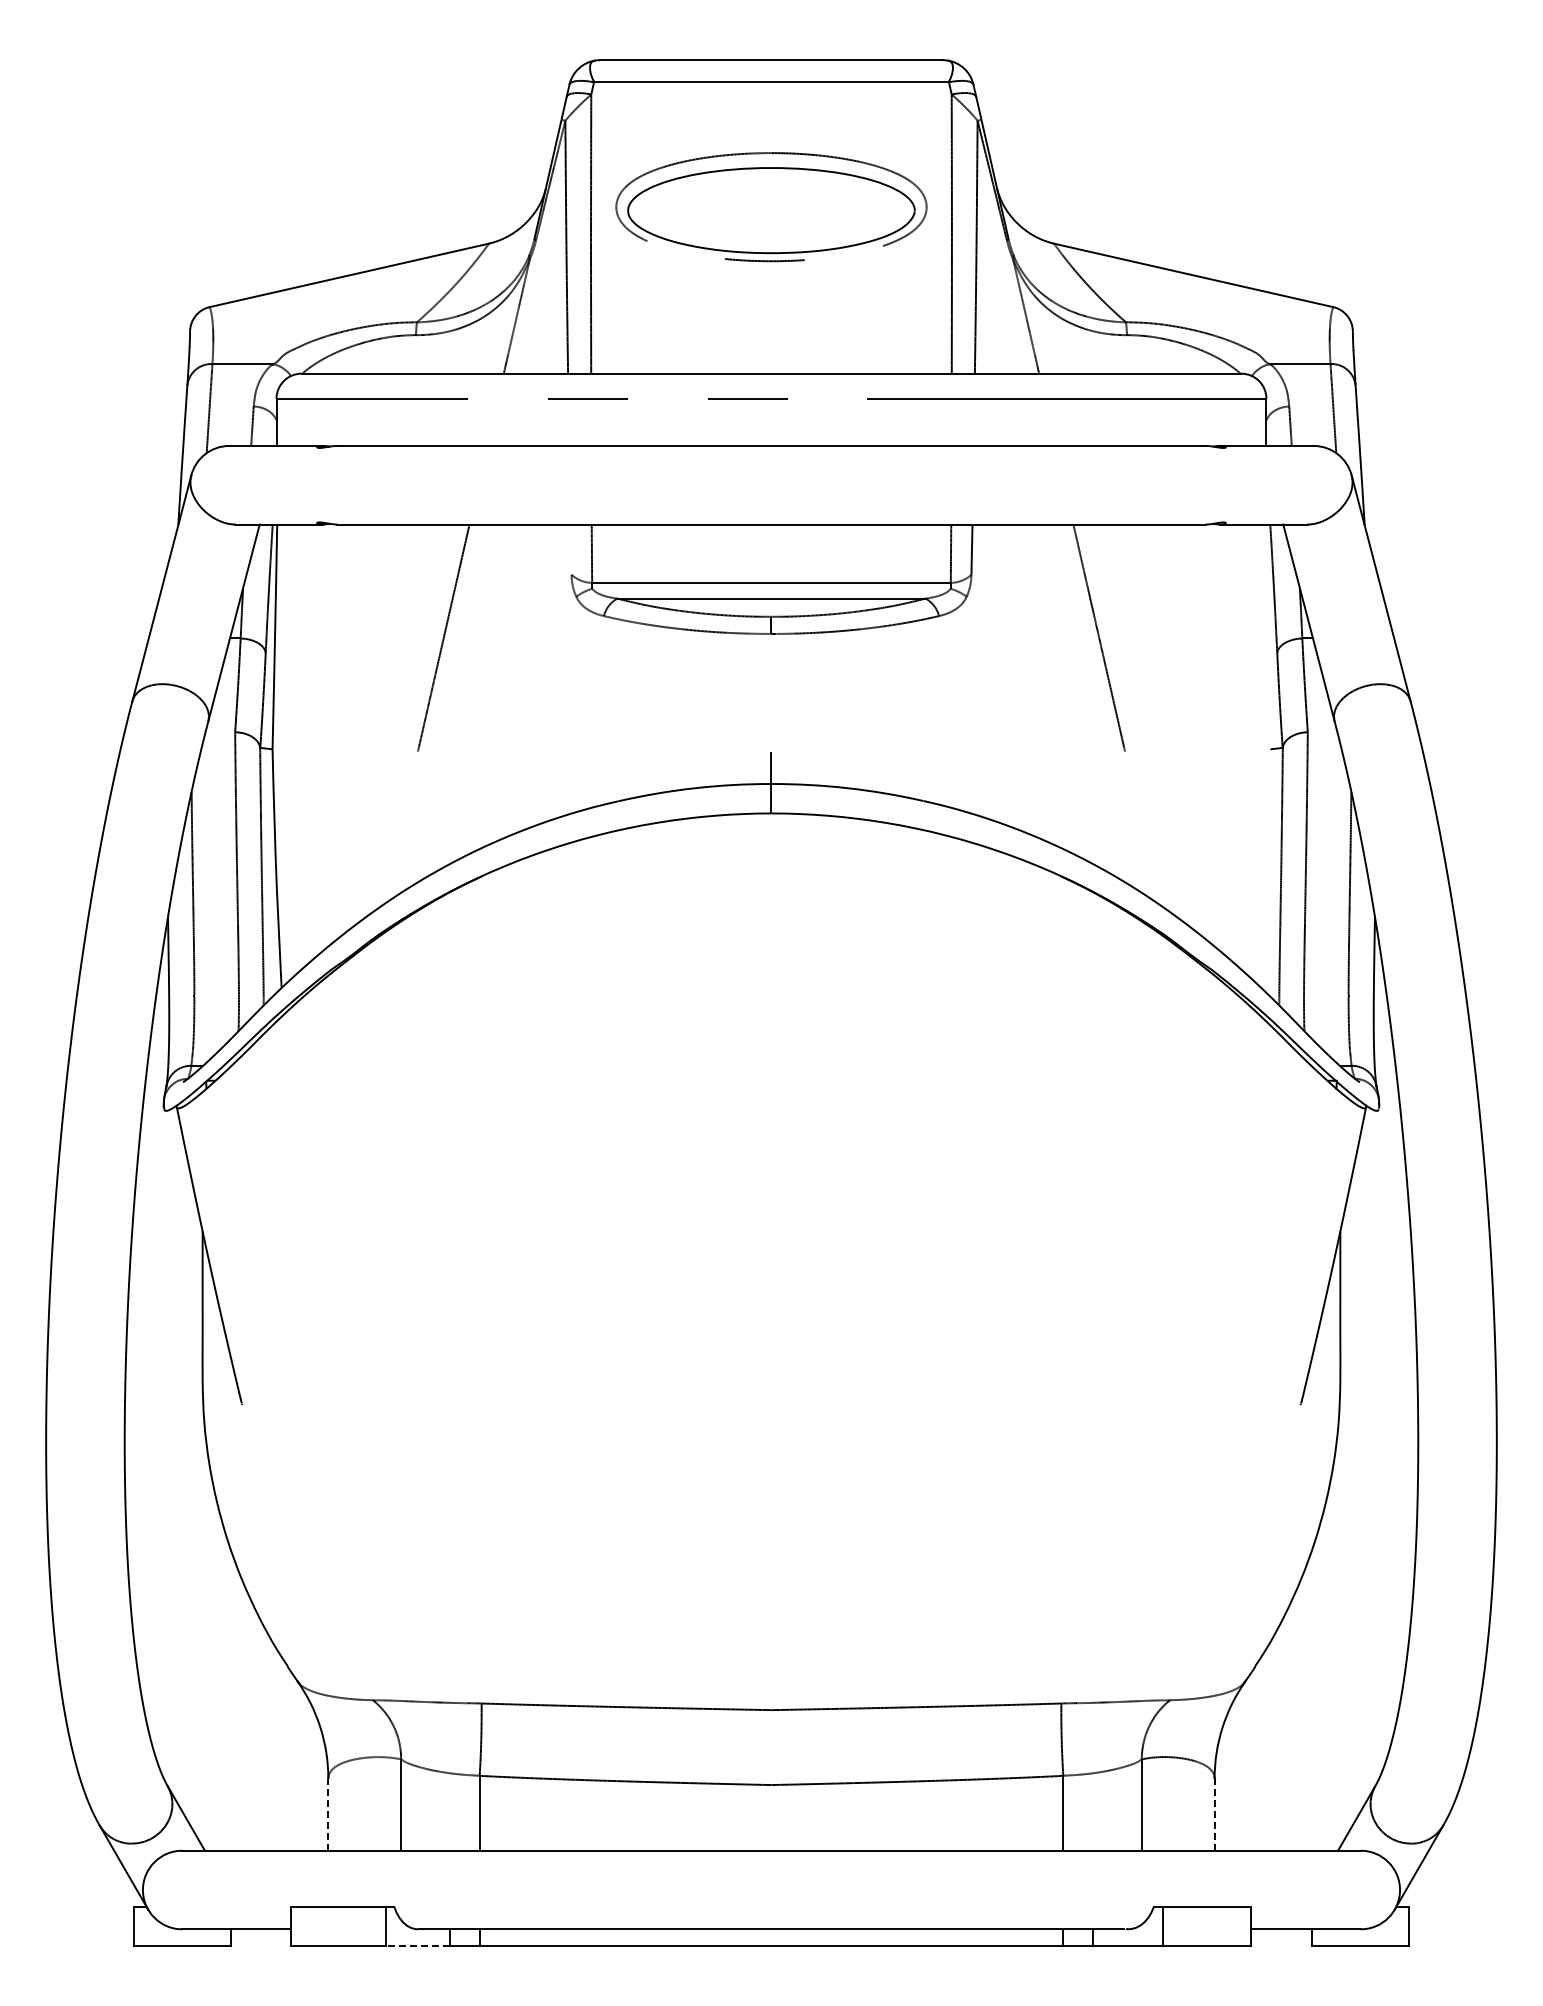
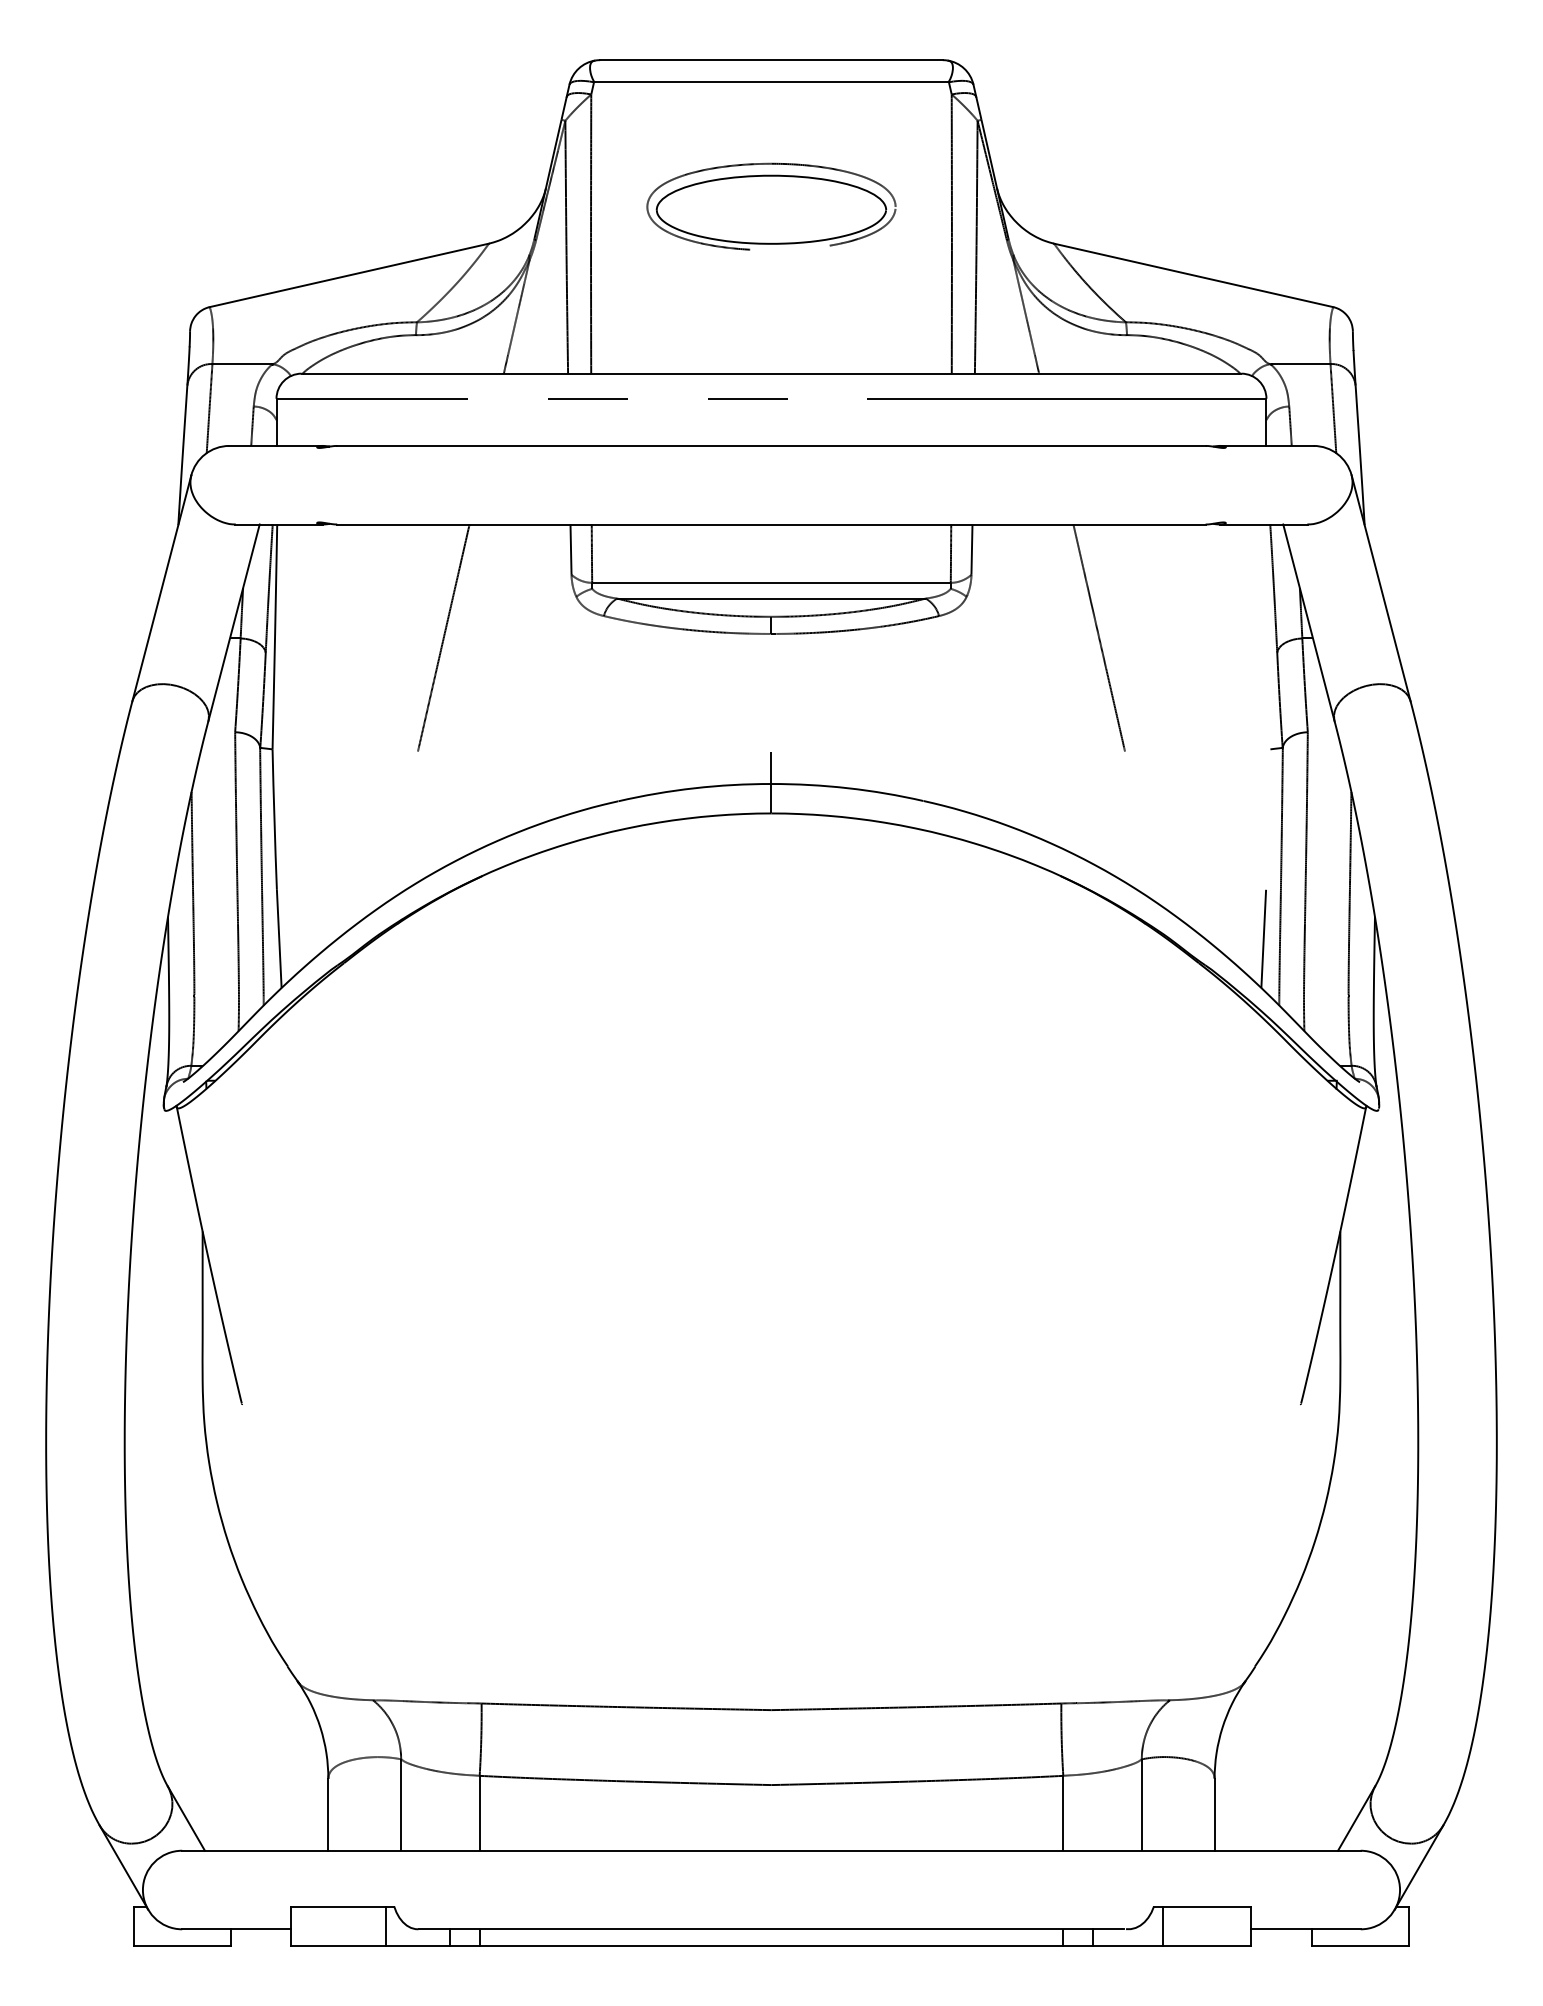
part size: 313x111 px -> 251x89 px (771, 206)
line: none -> present (570, 549)
line: none -> present (1263, 938)
line: dashed -> solid (328, 1814)
line: dashed -> solid (1214, 1814)
line: dashed -> solid (417, 1945)
